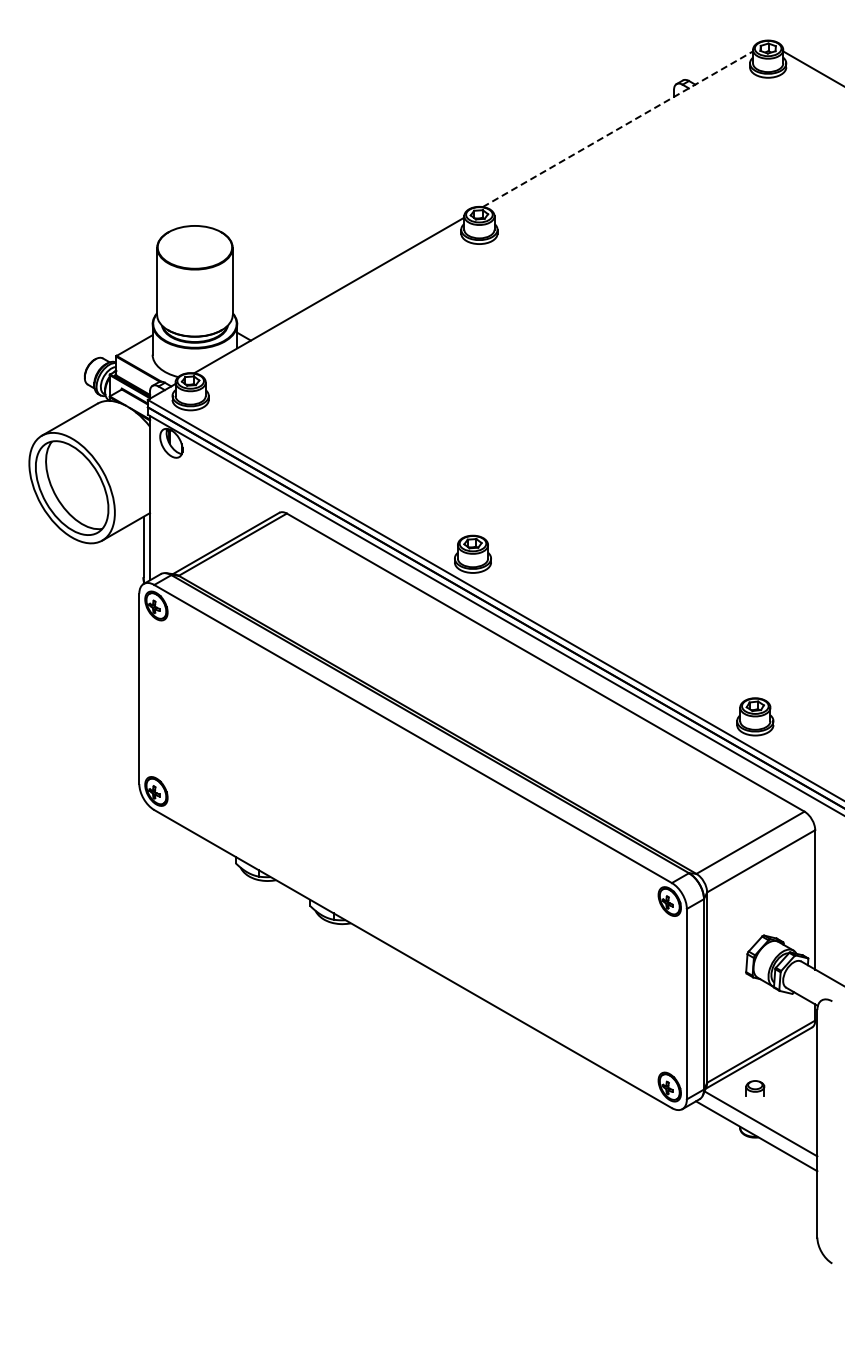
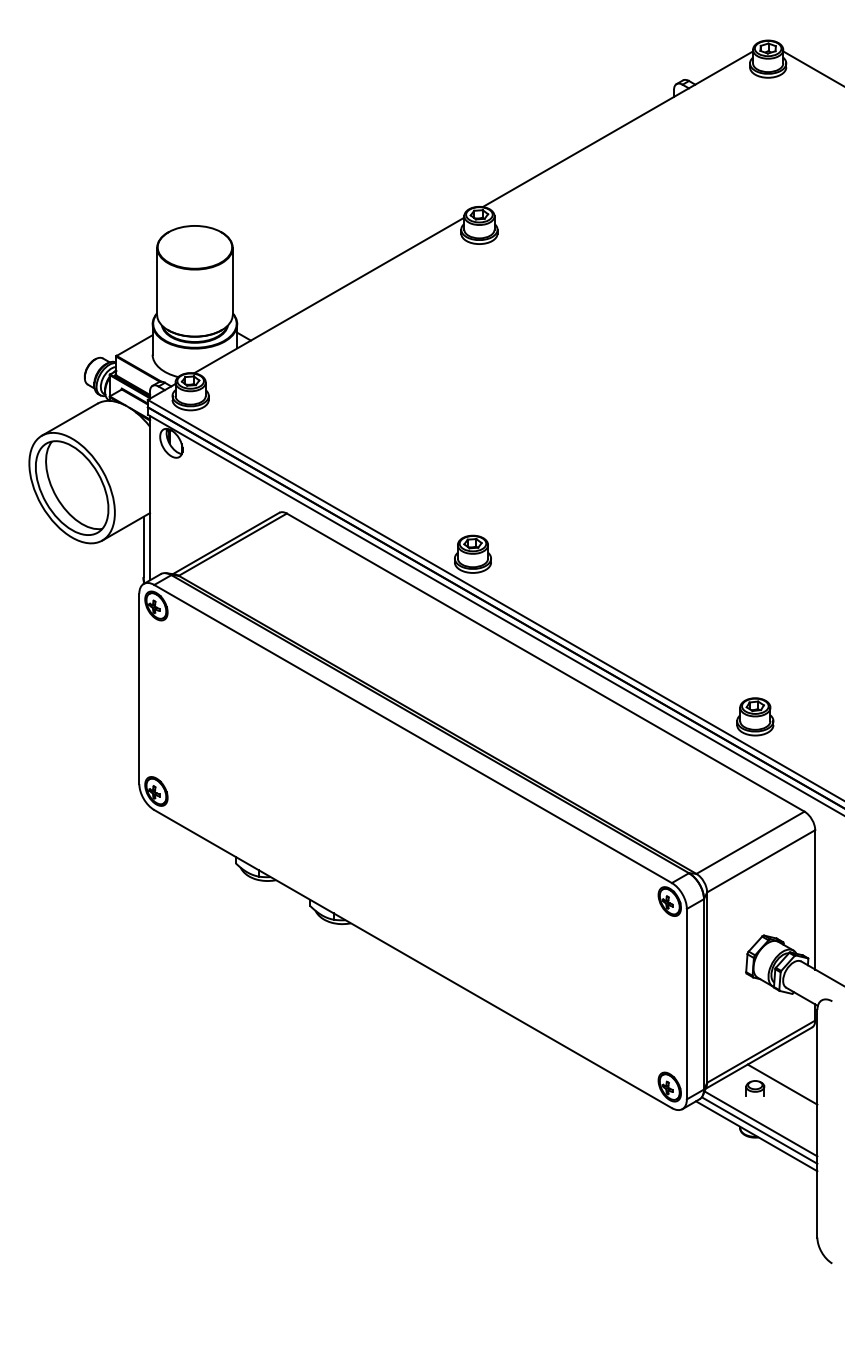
line: dashed -> solid (617, 129)
line: none -> present (782, 1084)
line: none -> present (759, 1130)
